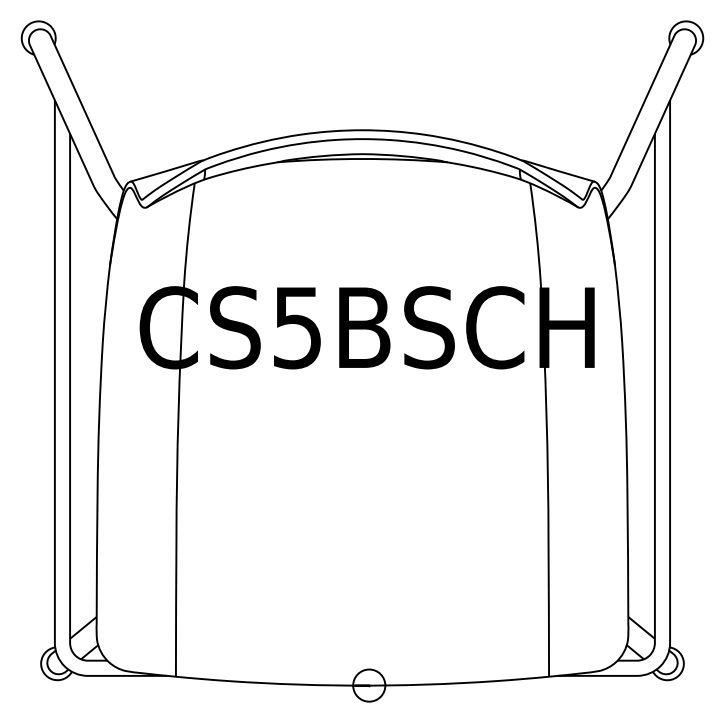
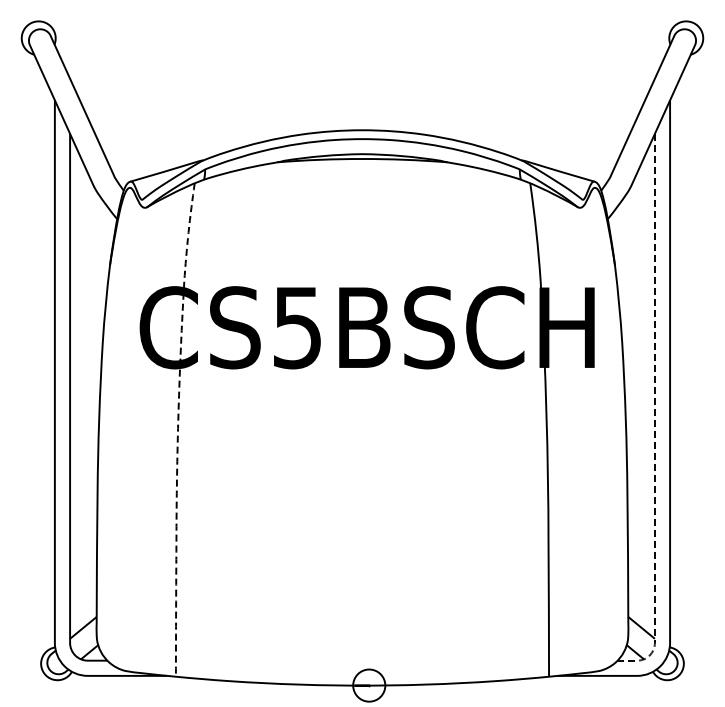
line: solid -> dashed (654, 419)
line: solid -> dashed (178, 430)
